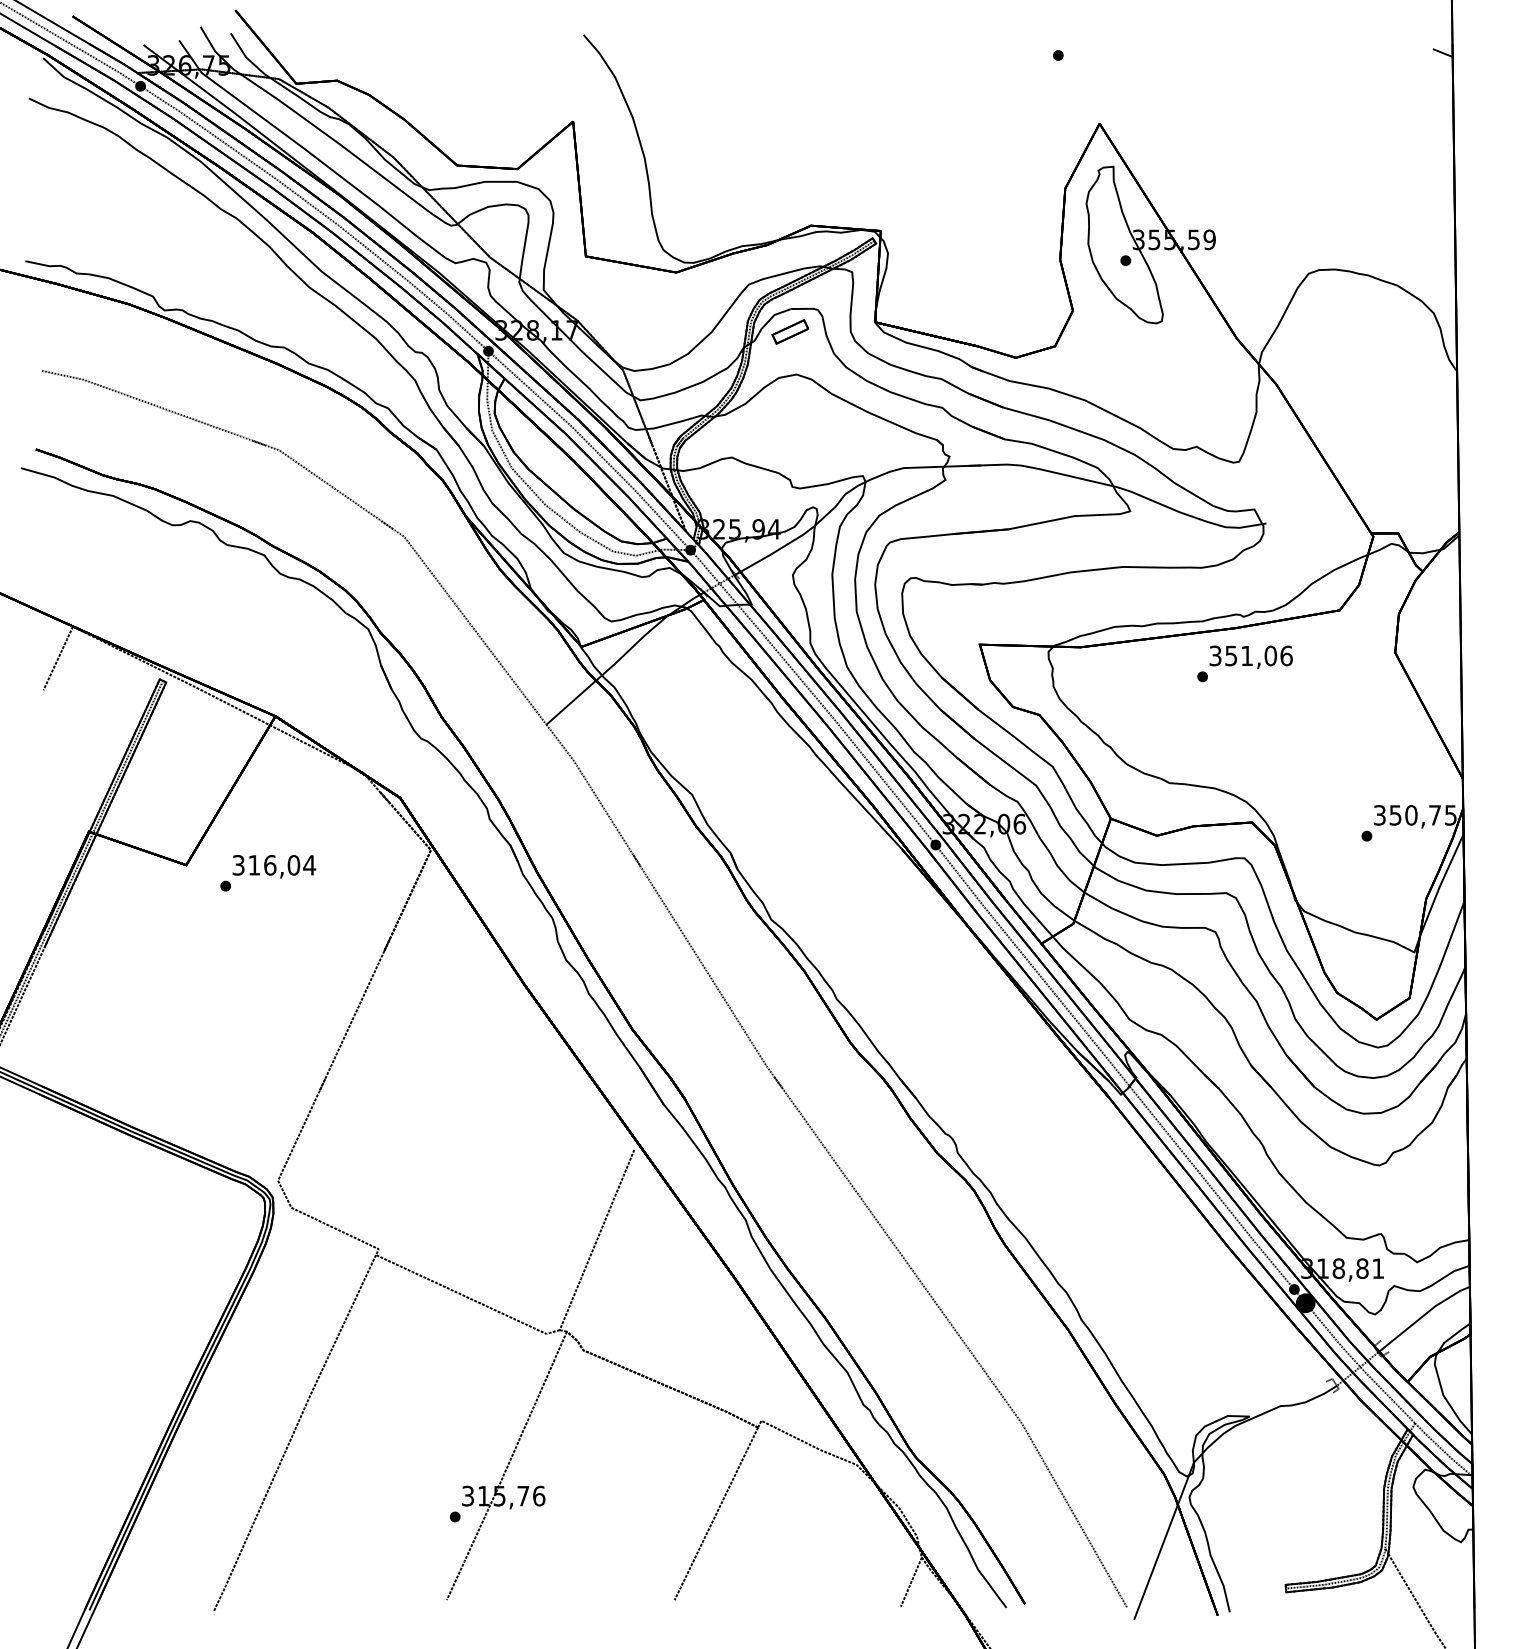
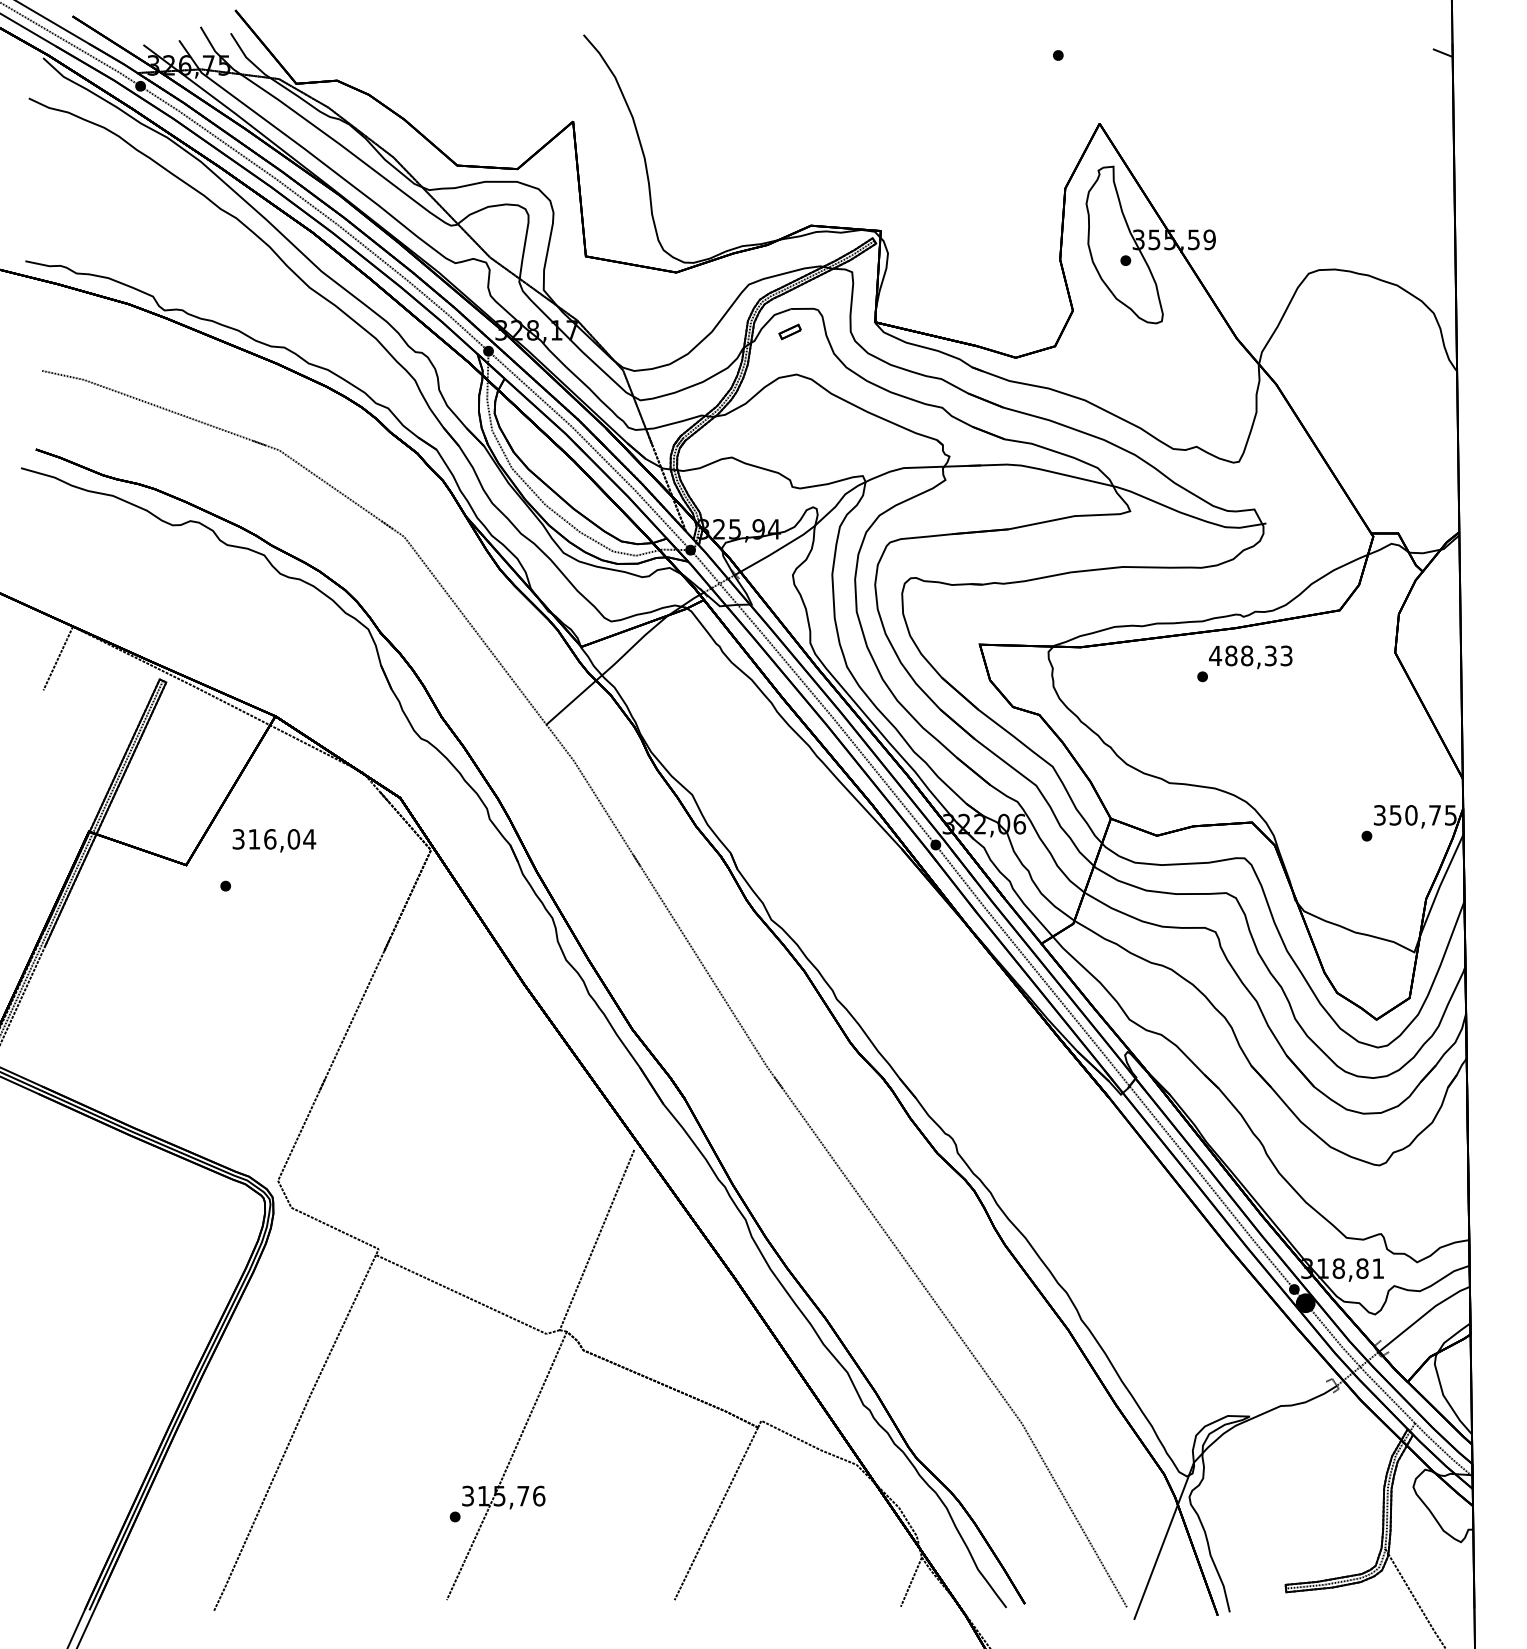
part size: 38x26 px -> 24x18 px (789, 331)
text: 351,06 -> 488,33 (1250, 655)
text position: (274, 866) -> (274, 840) (274, 840)
